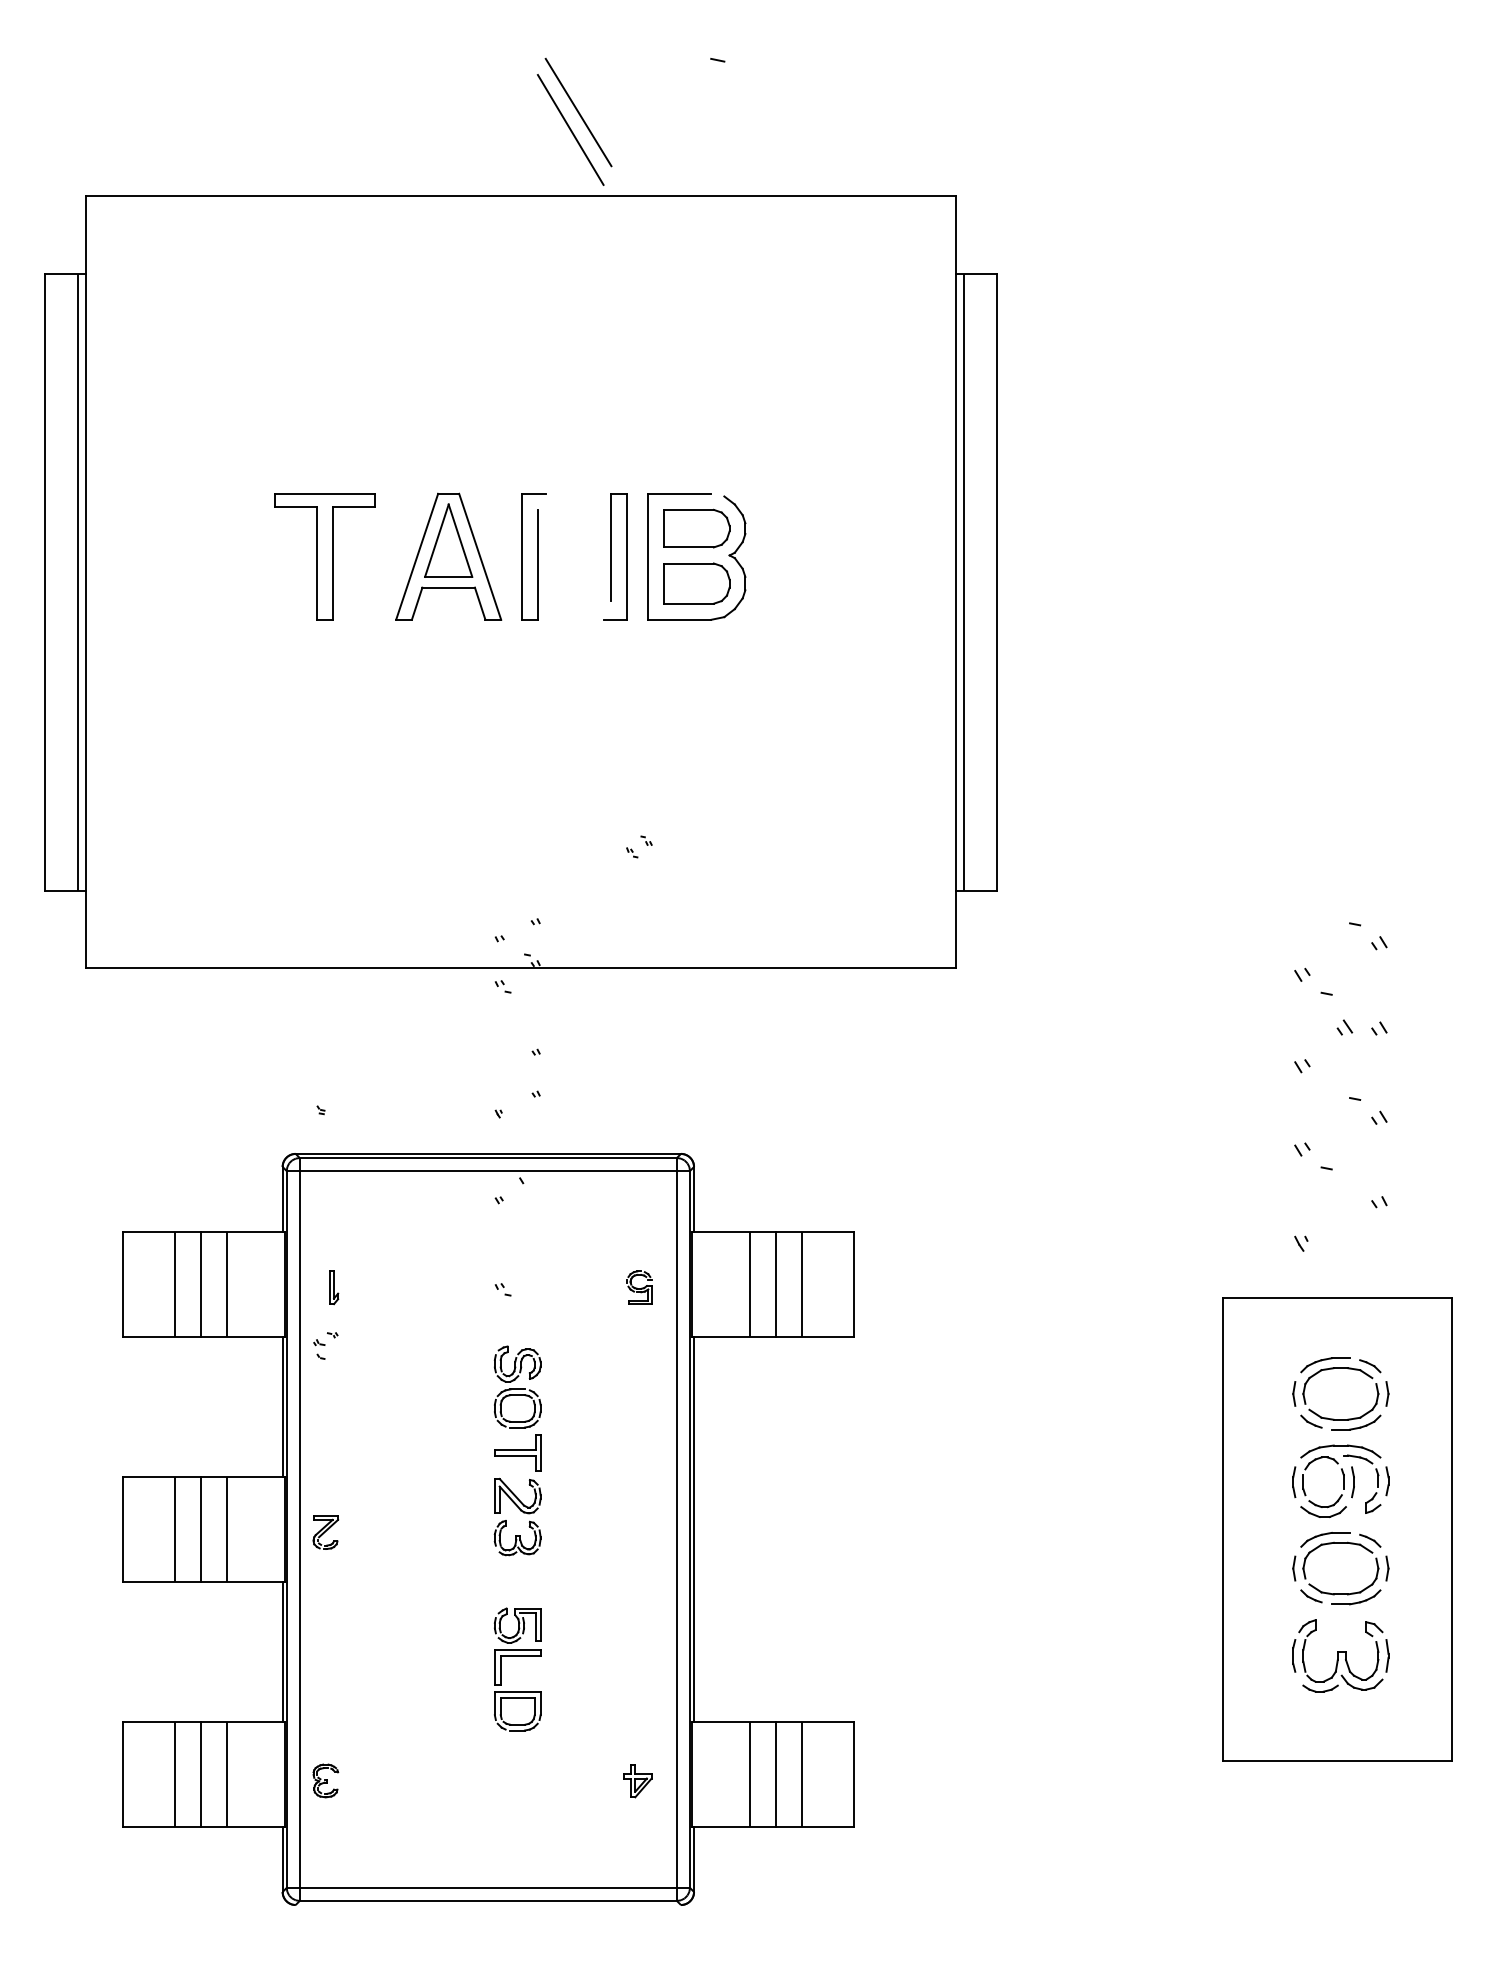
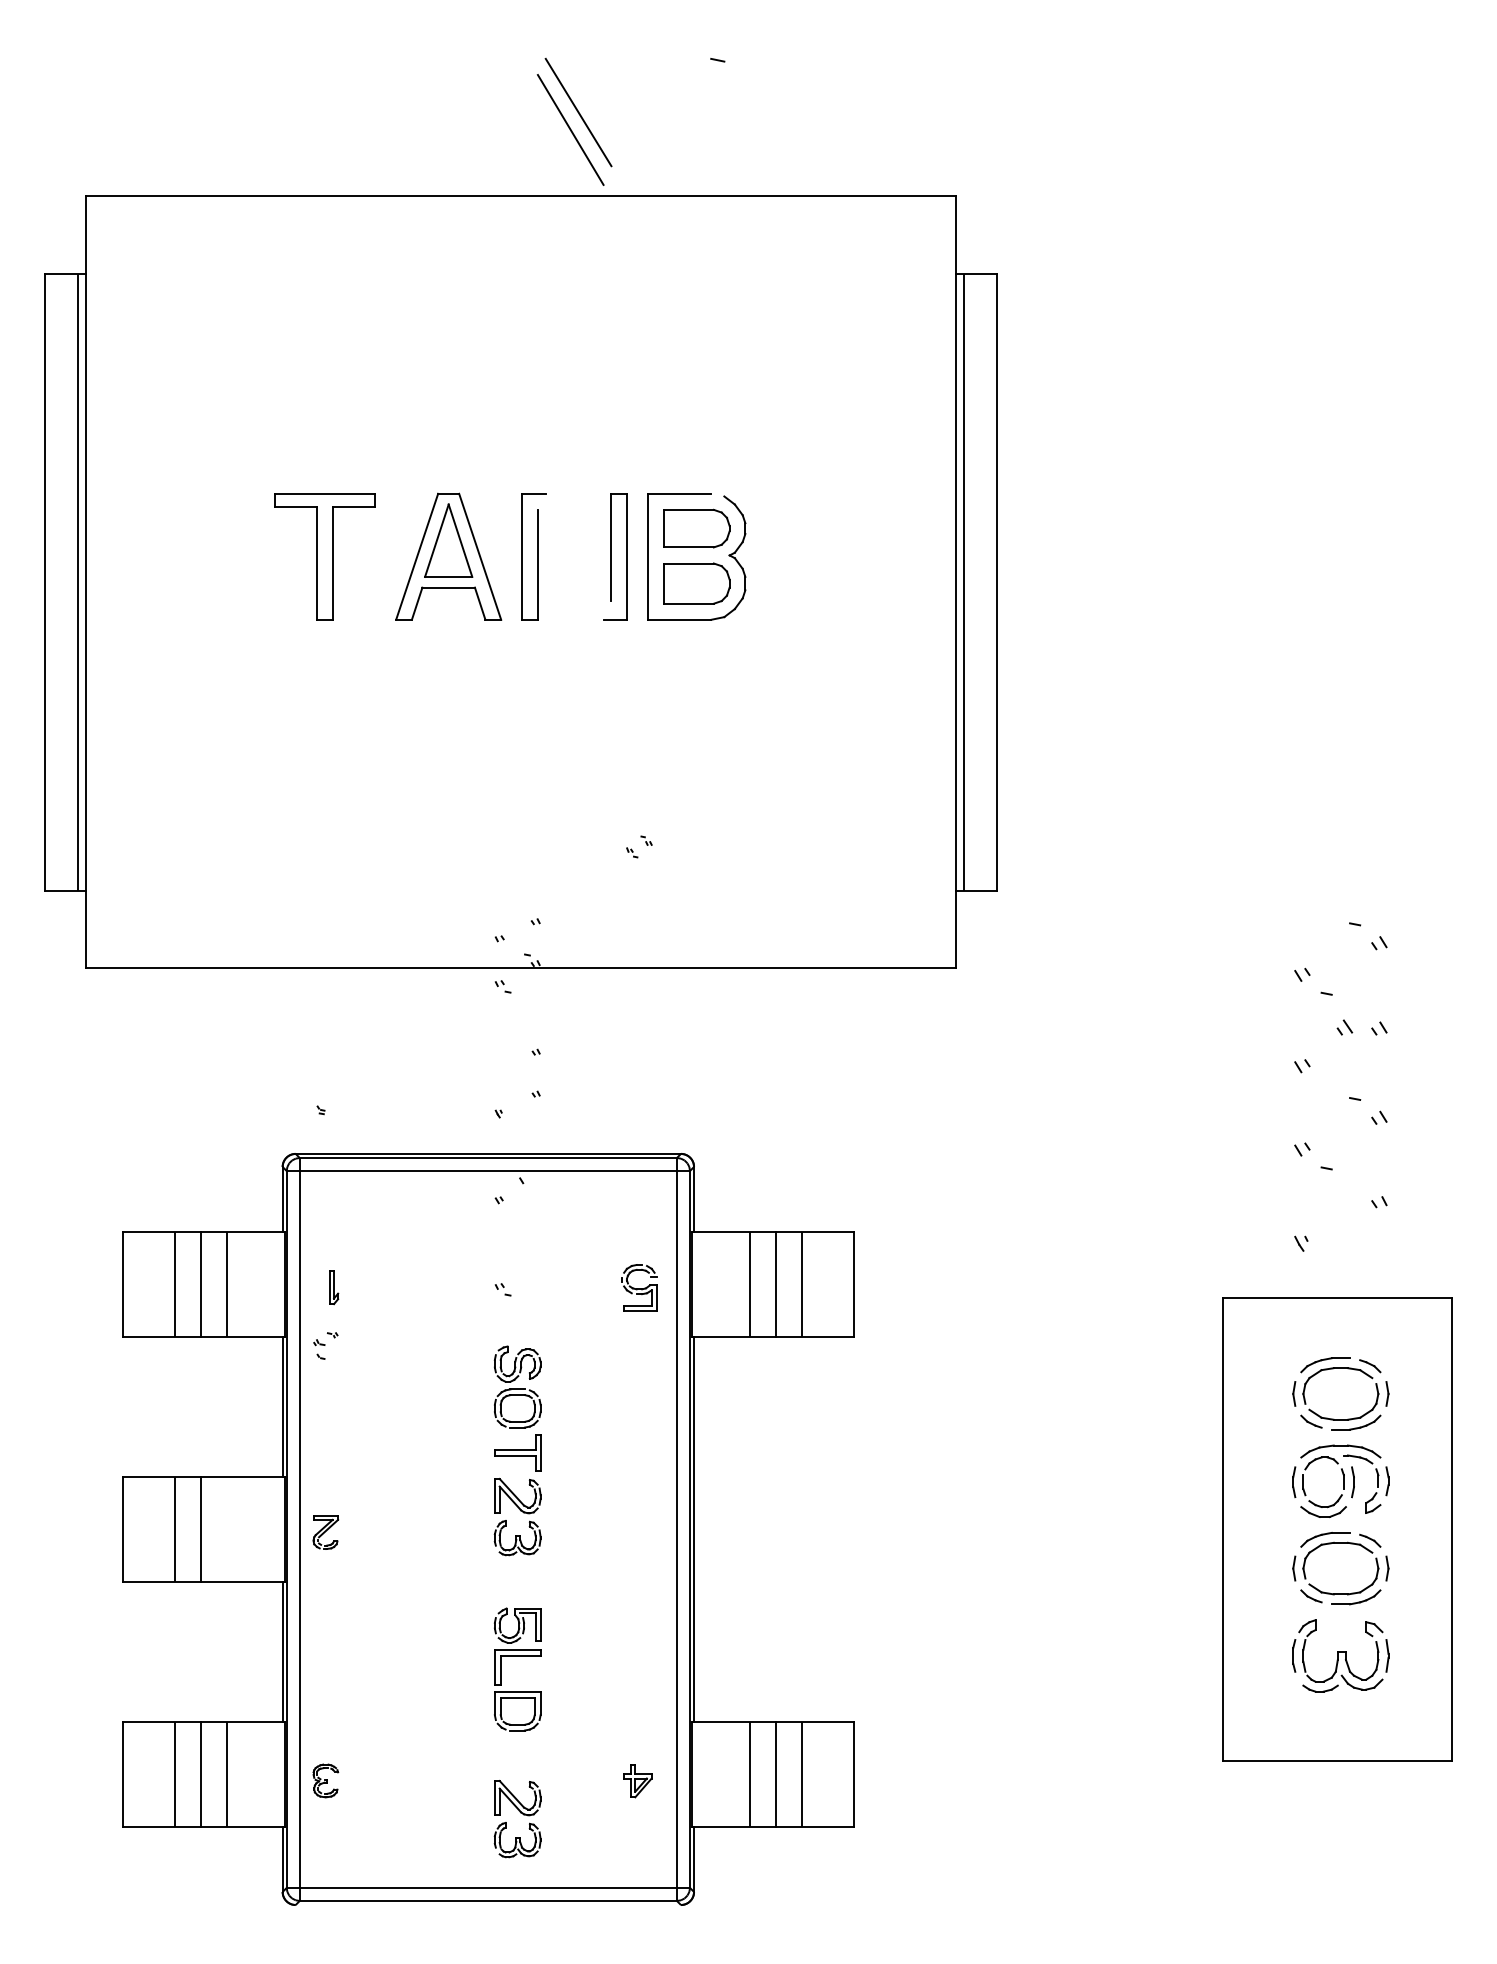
part size: 27x35 px -> 37x48 px (639, 1287)
line: present -> none (227, 1529)
part: none -> present (517, 1818)
